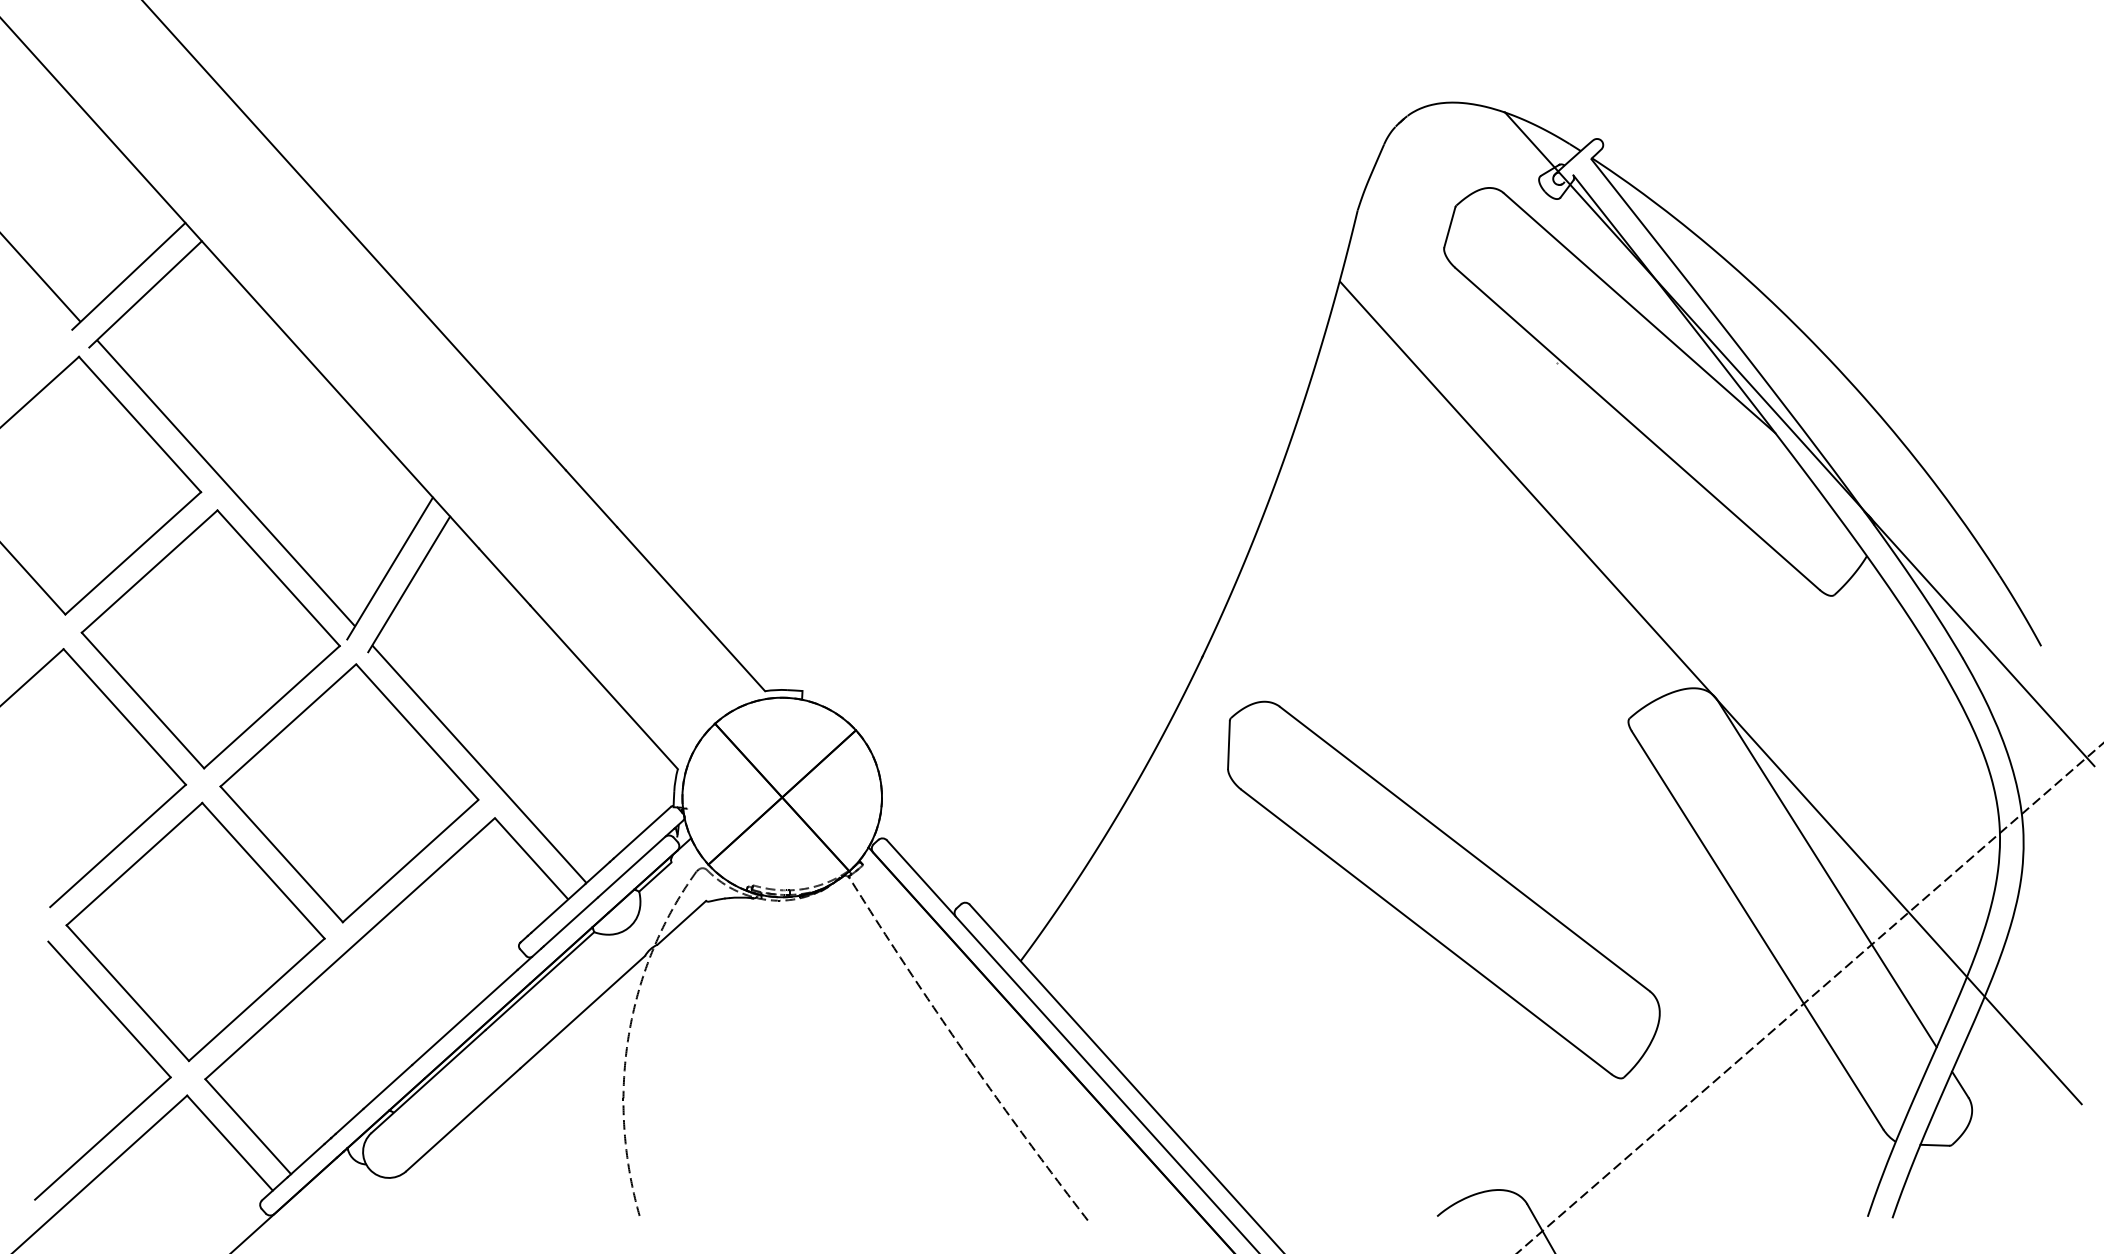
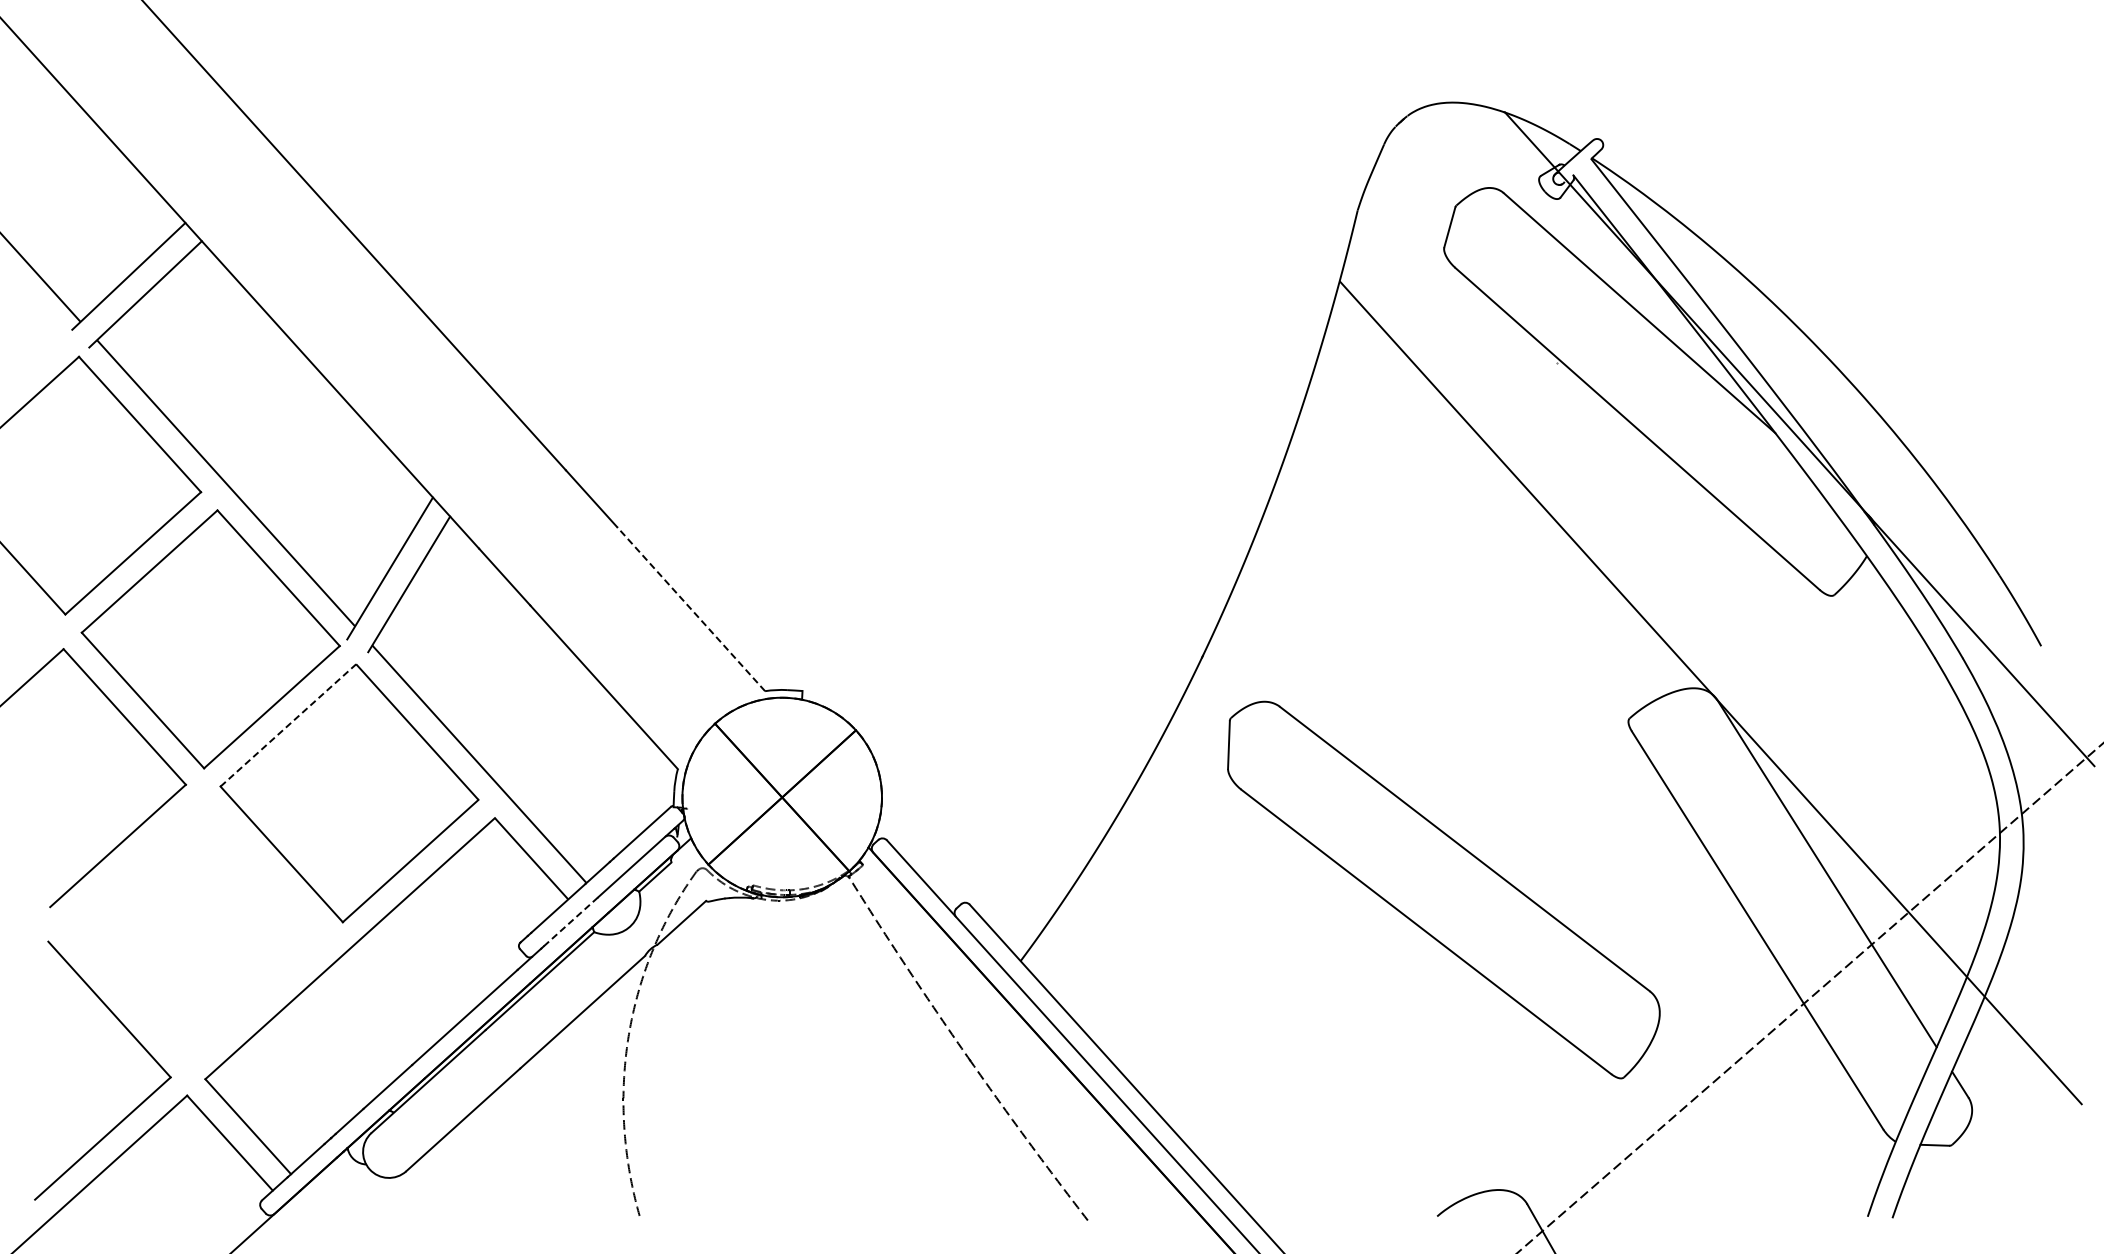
line: solid -> dashed (690, 608)
line: solid -> dashed (288, 725)
line: solid -> dashed (570, 921)
part: present -> none (195, 931)
